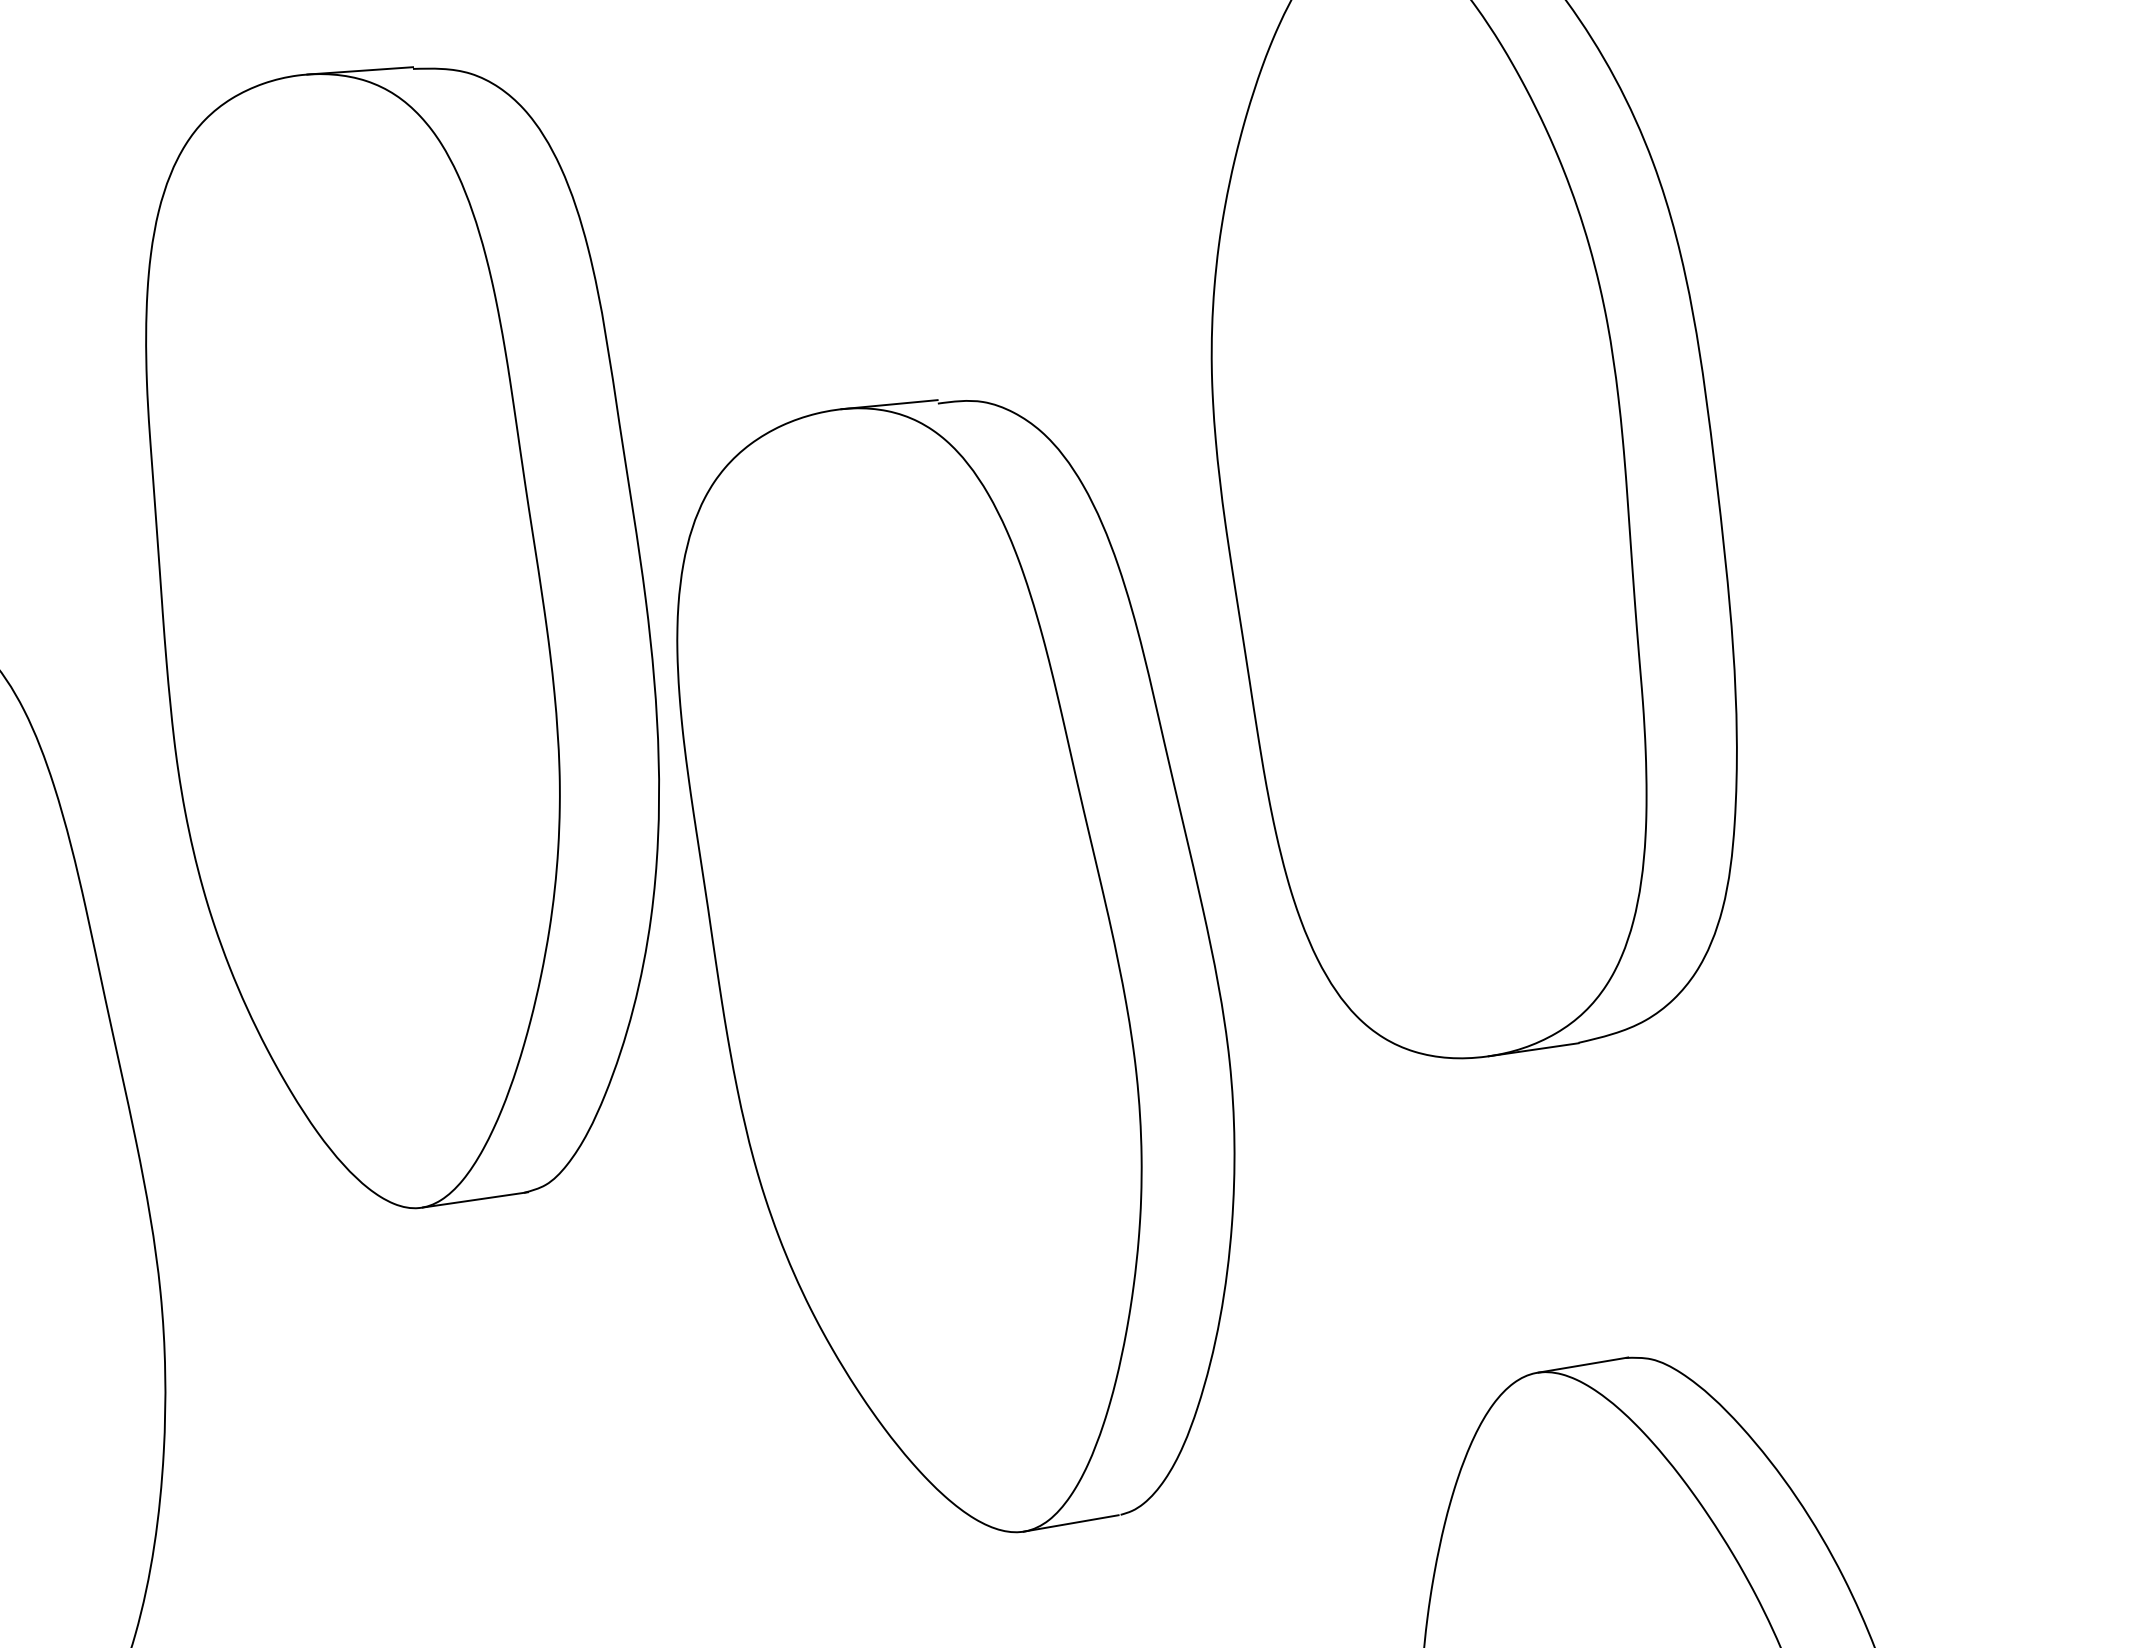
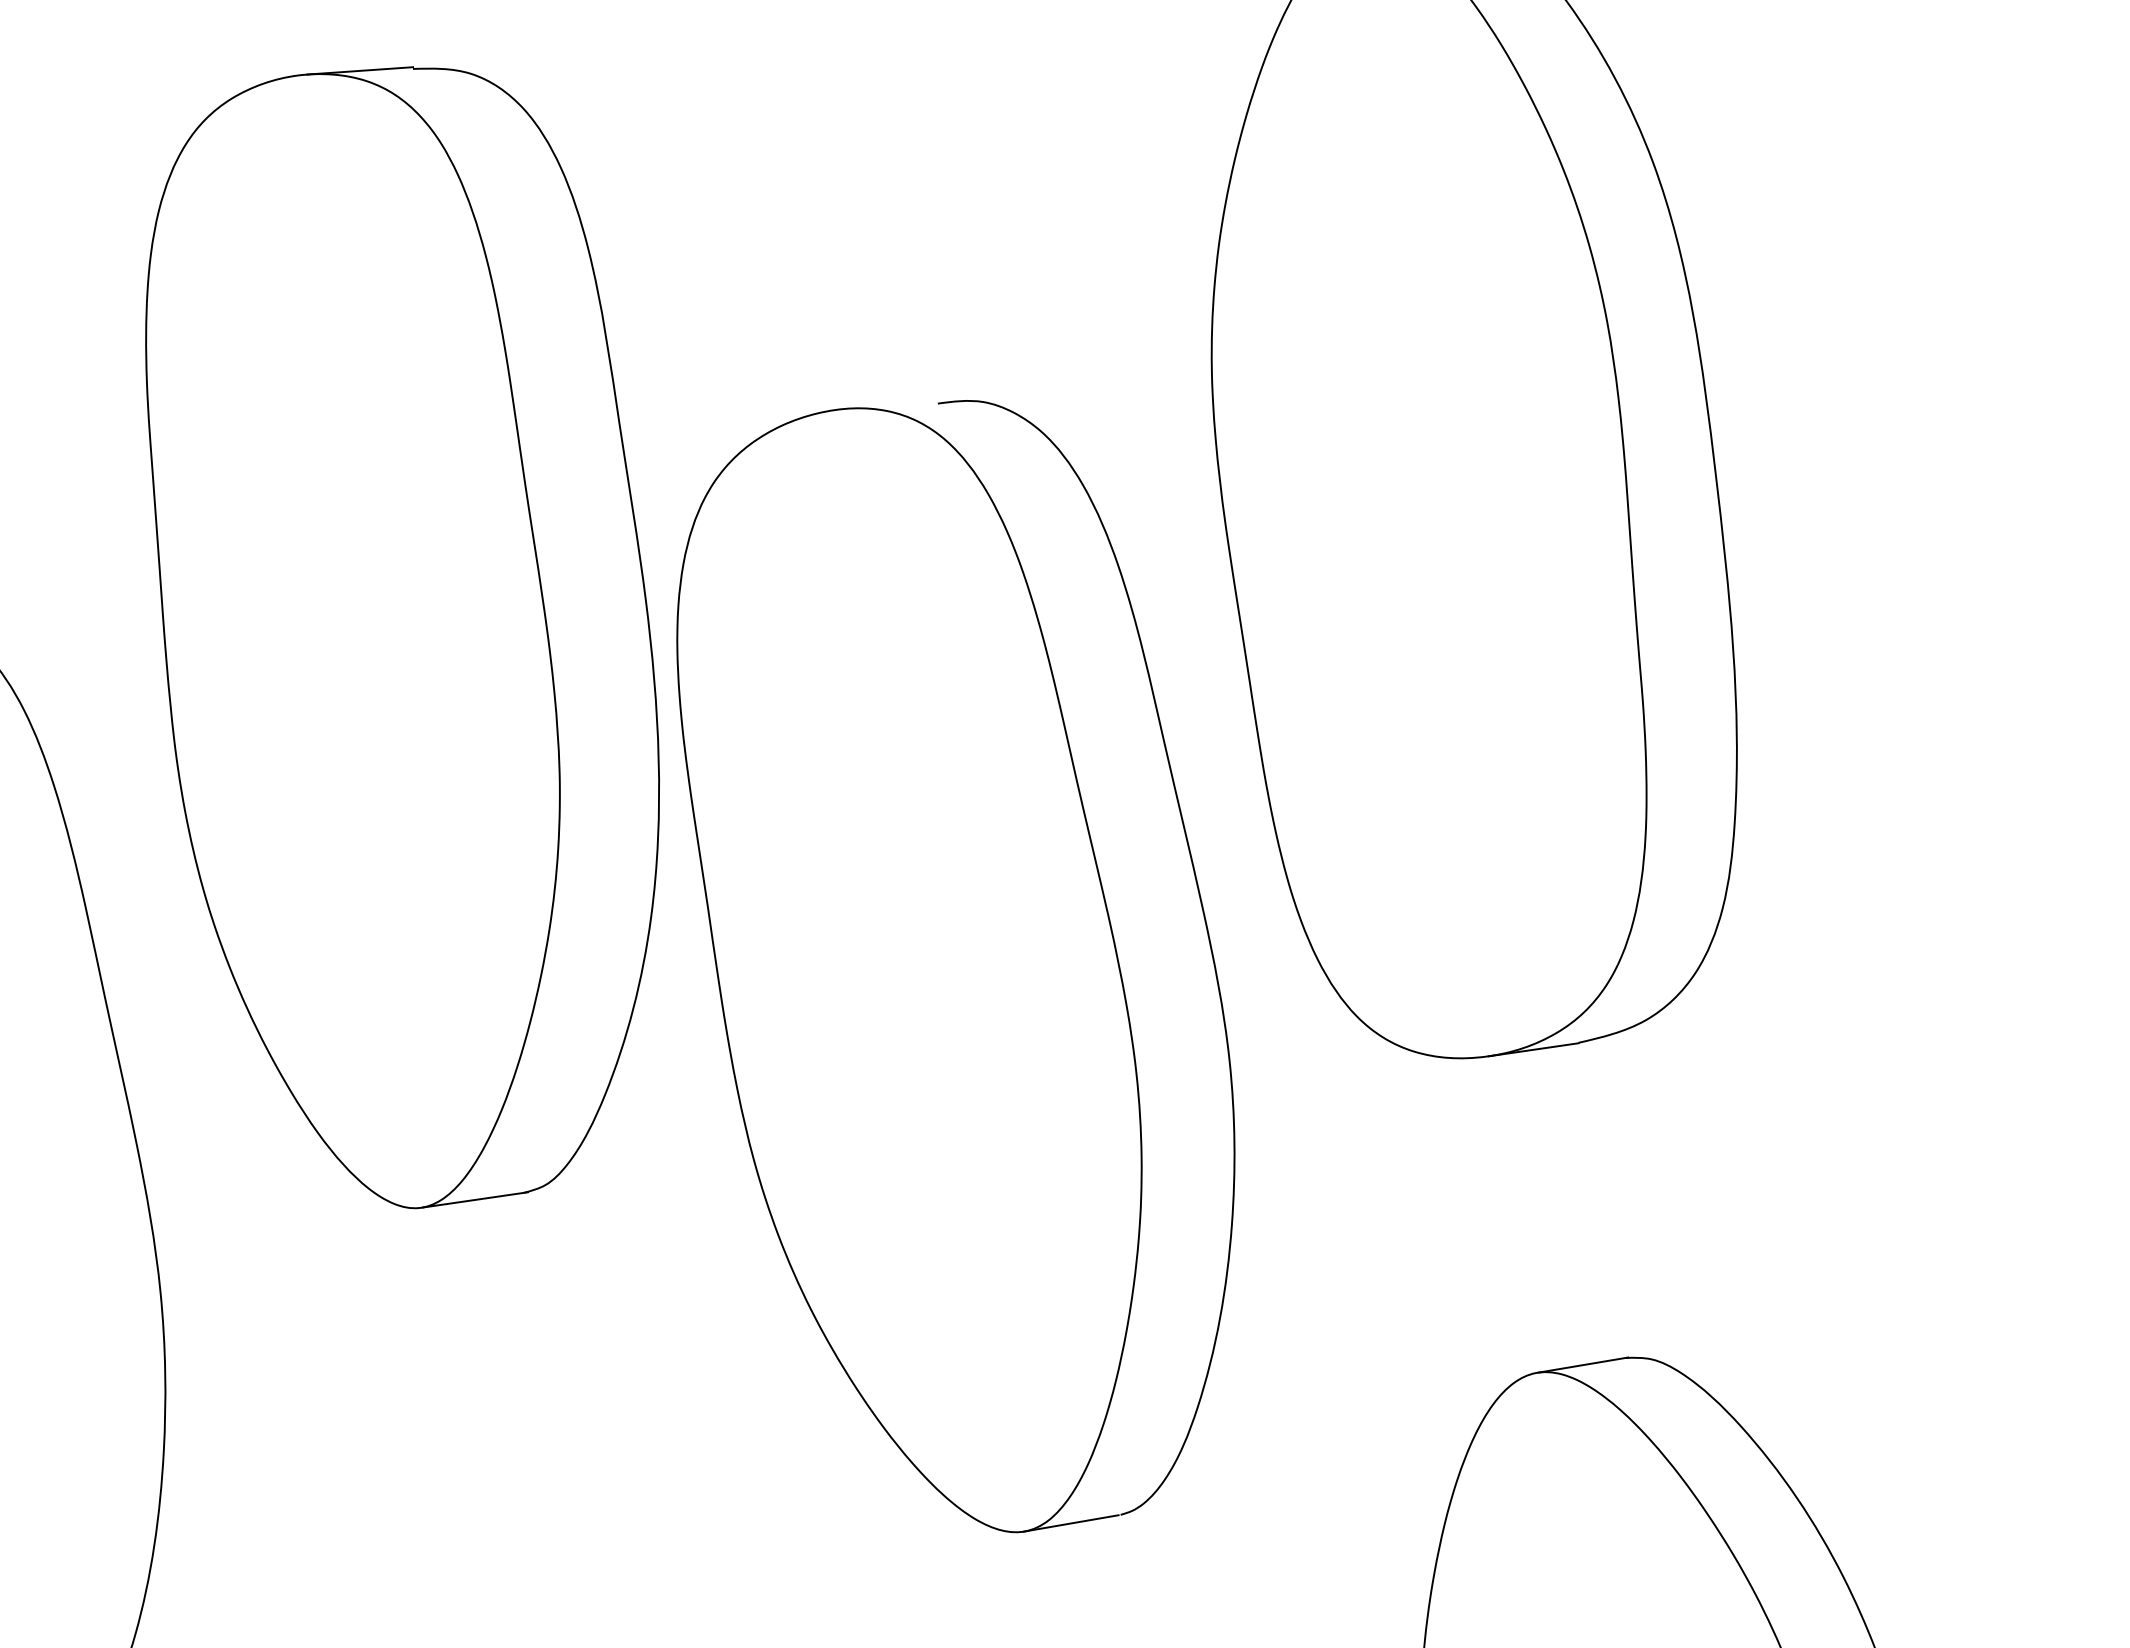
line: present -> none (889, 404)
